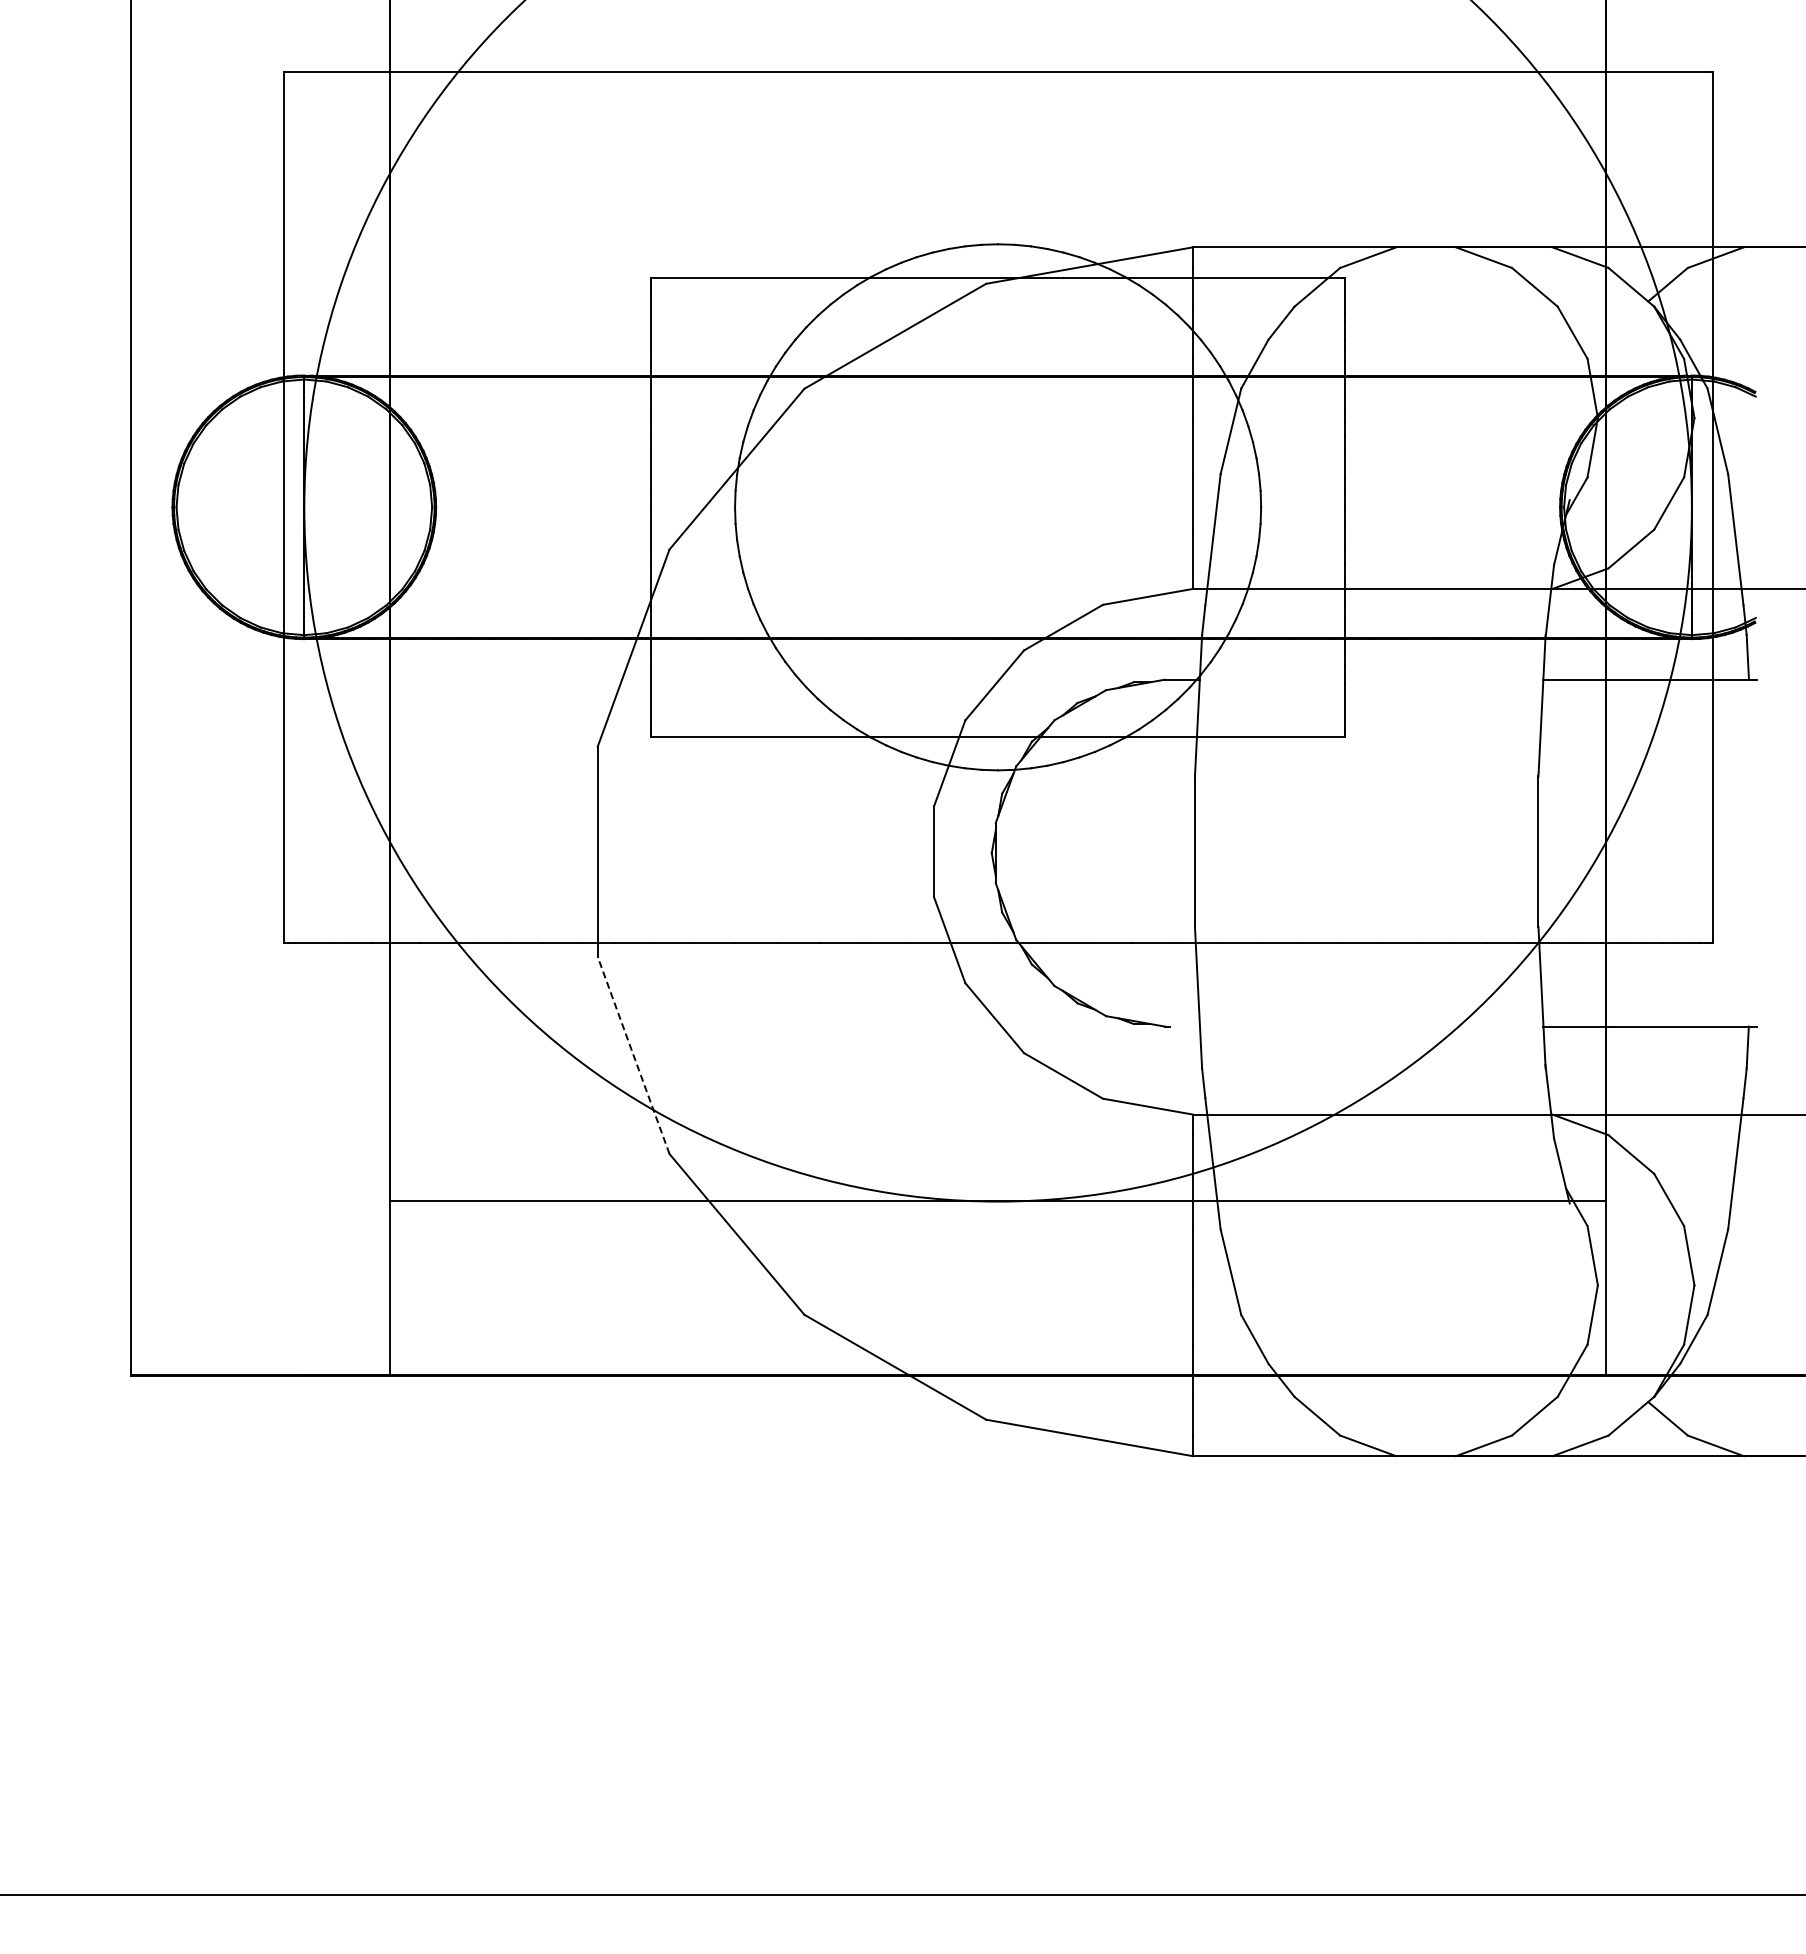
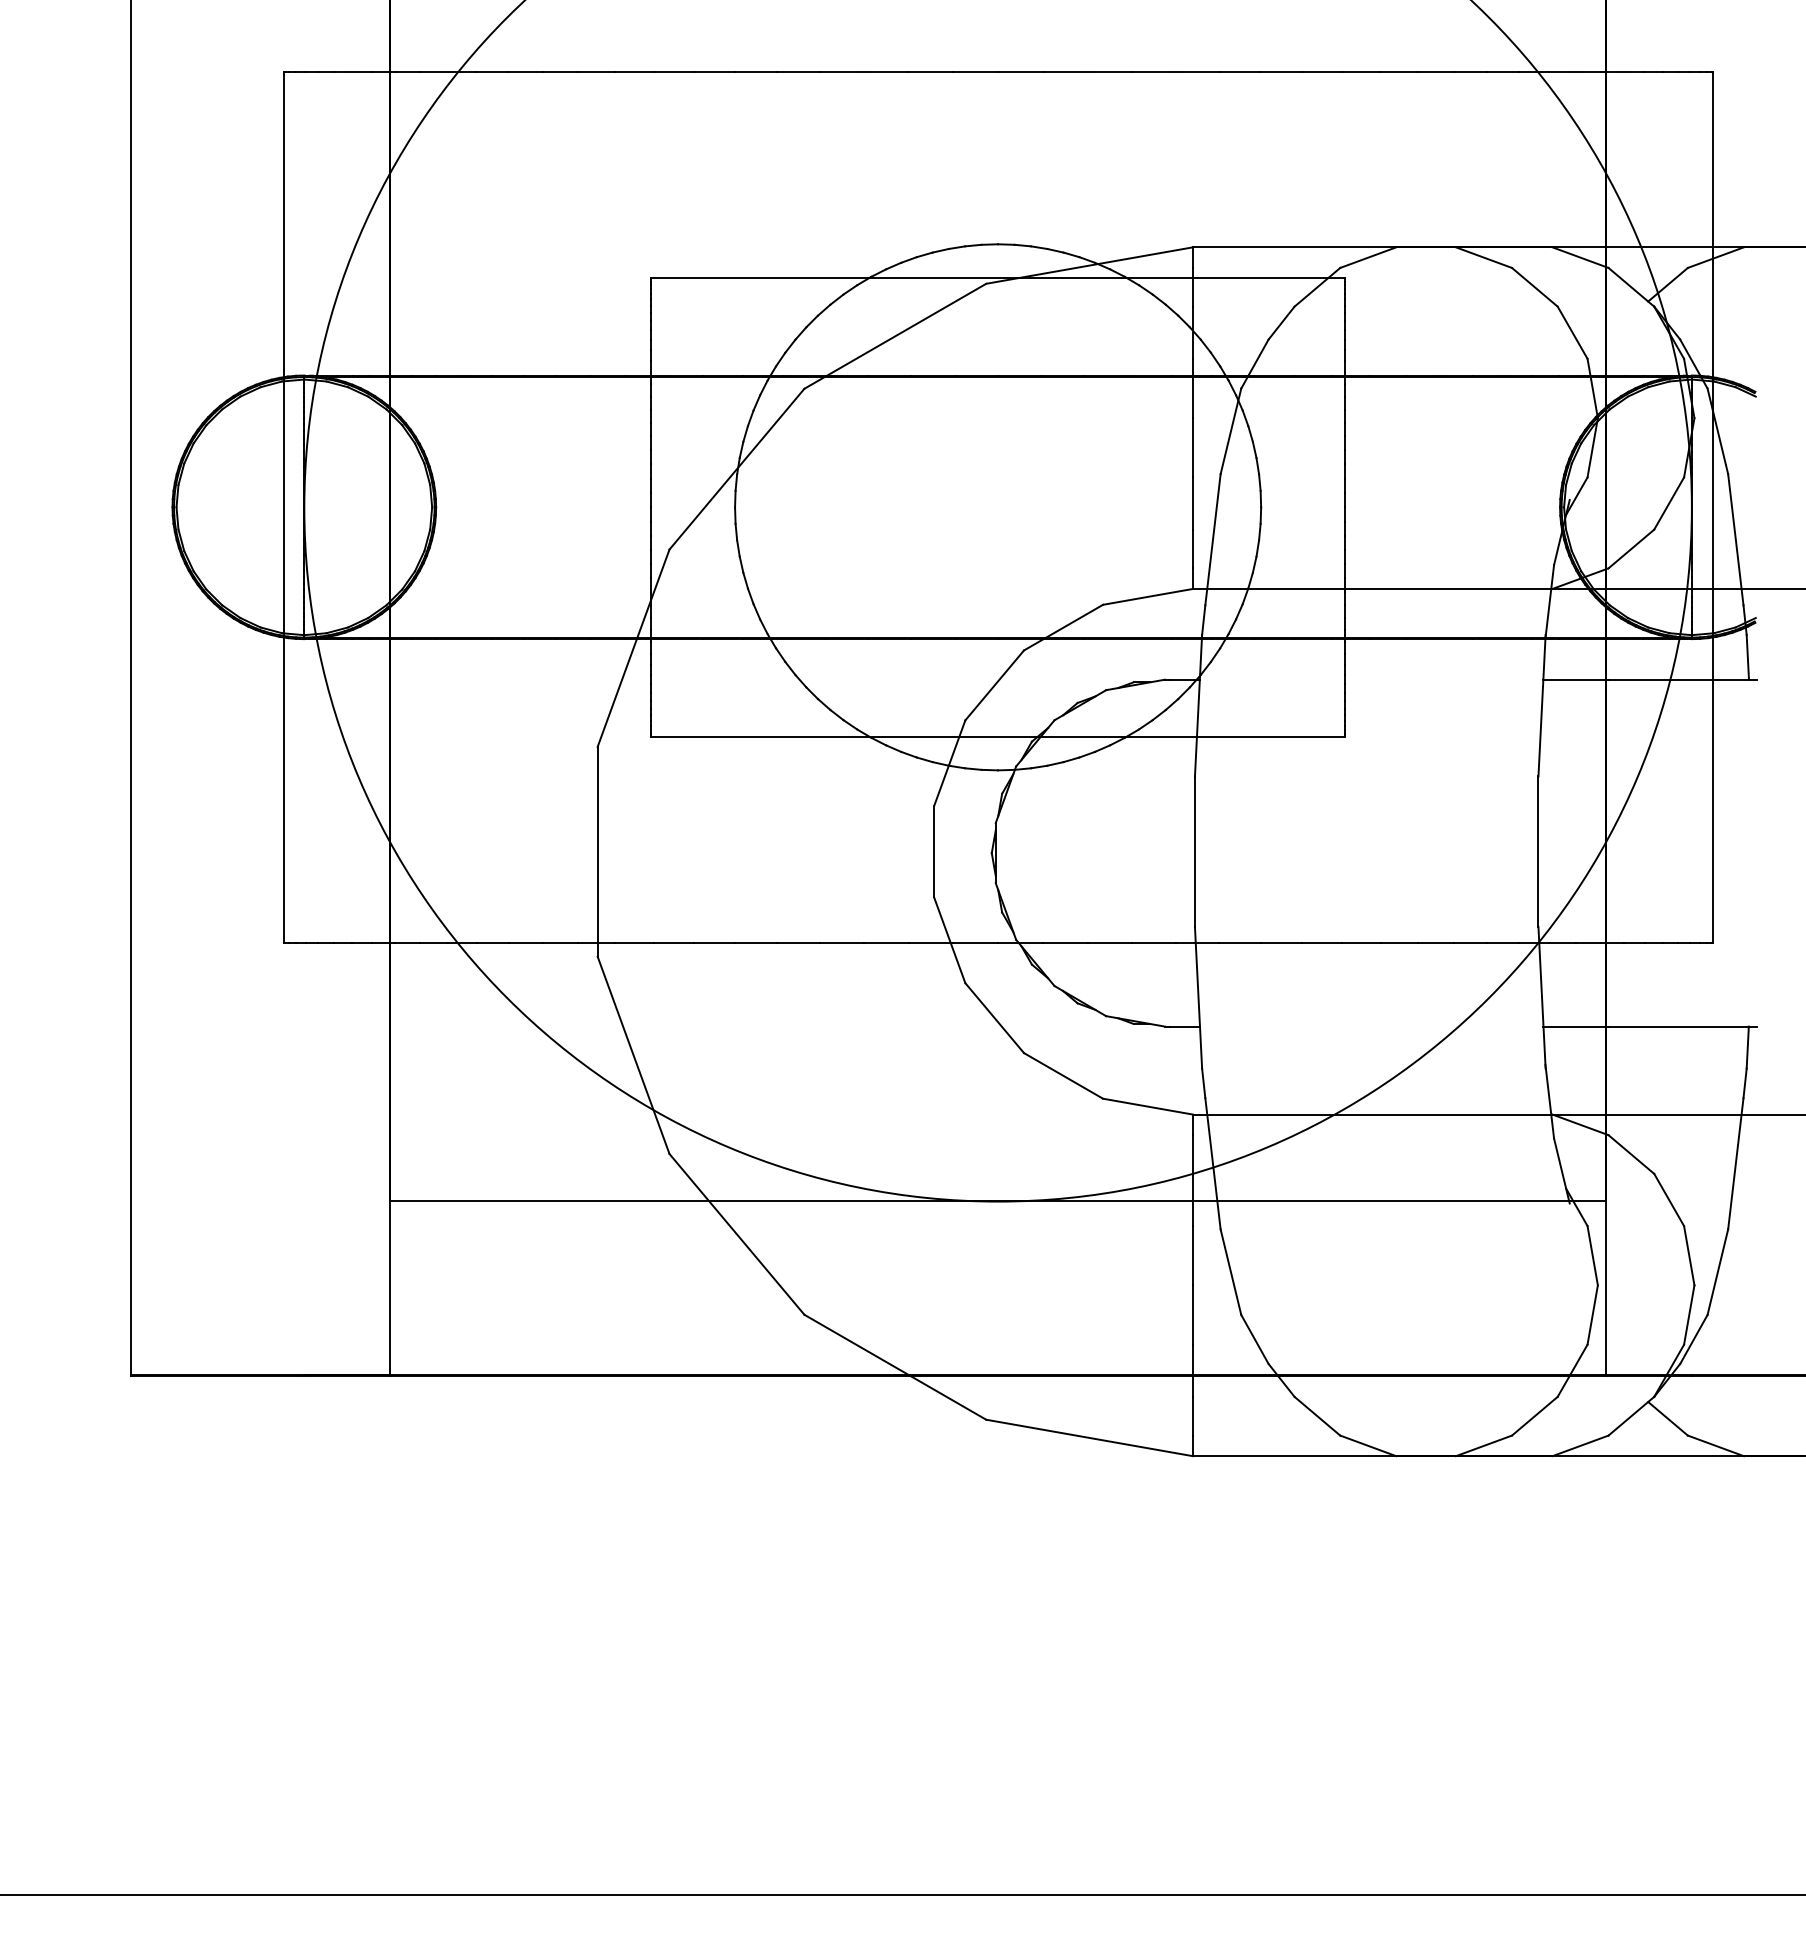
line: none -> present (1184, 1026)
line: dashed -> solid (633, 1055)
